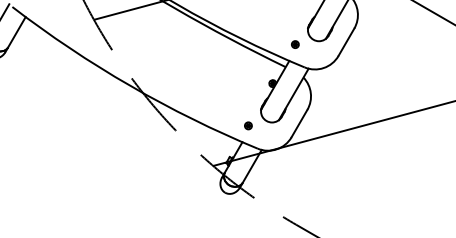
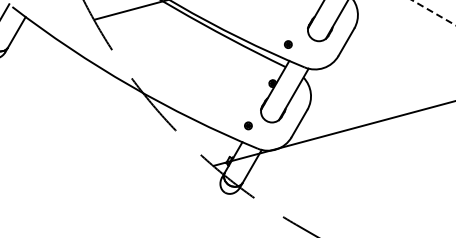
line: solid -> dashed (433, 12)
part position: (295, 44) -> (288, 44) (288, 44)
